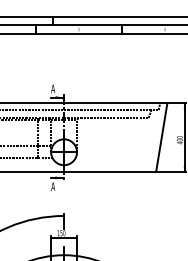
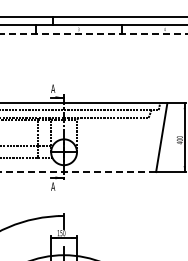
line: solid -> dashed (93, 34)
line: solid -> dashed (78, 172)
